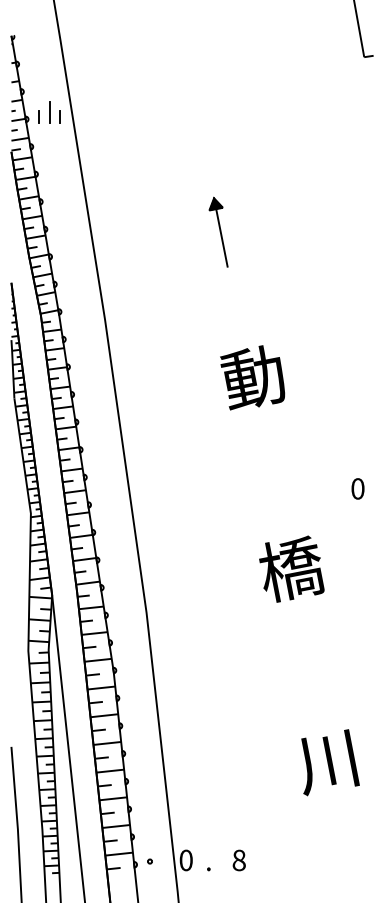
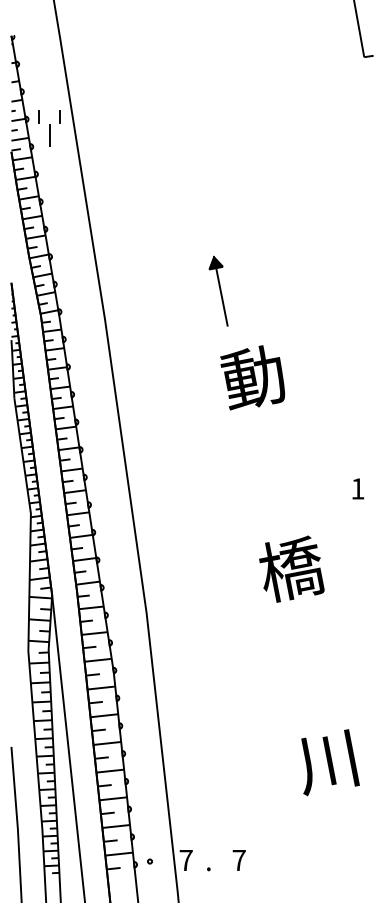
line position: (49, 112) -> (49, 135) (49, 135)
part position: (218, 231) -> (218, 290) (218, 290)
text: 0 -> 1 (357, 488)
text: 0 -> 7 (185, 860)
text: 8 -> 7 (238, 860)
